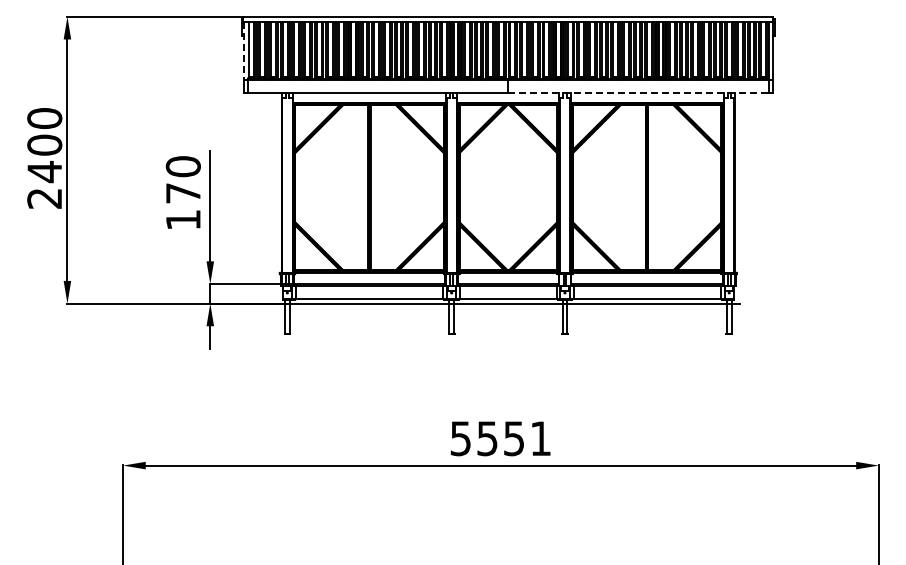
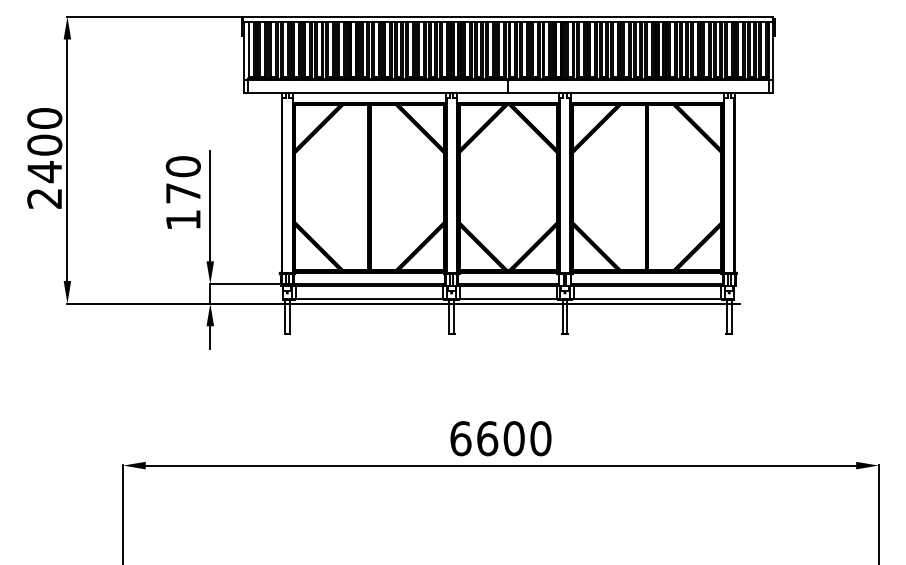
line: dashed -> solid (243, 51)
line: dashed -> solid (639, 93)
text: 5551 -> 6600 (500, 438)
